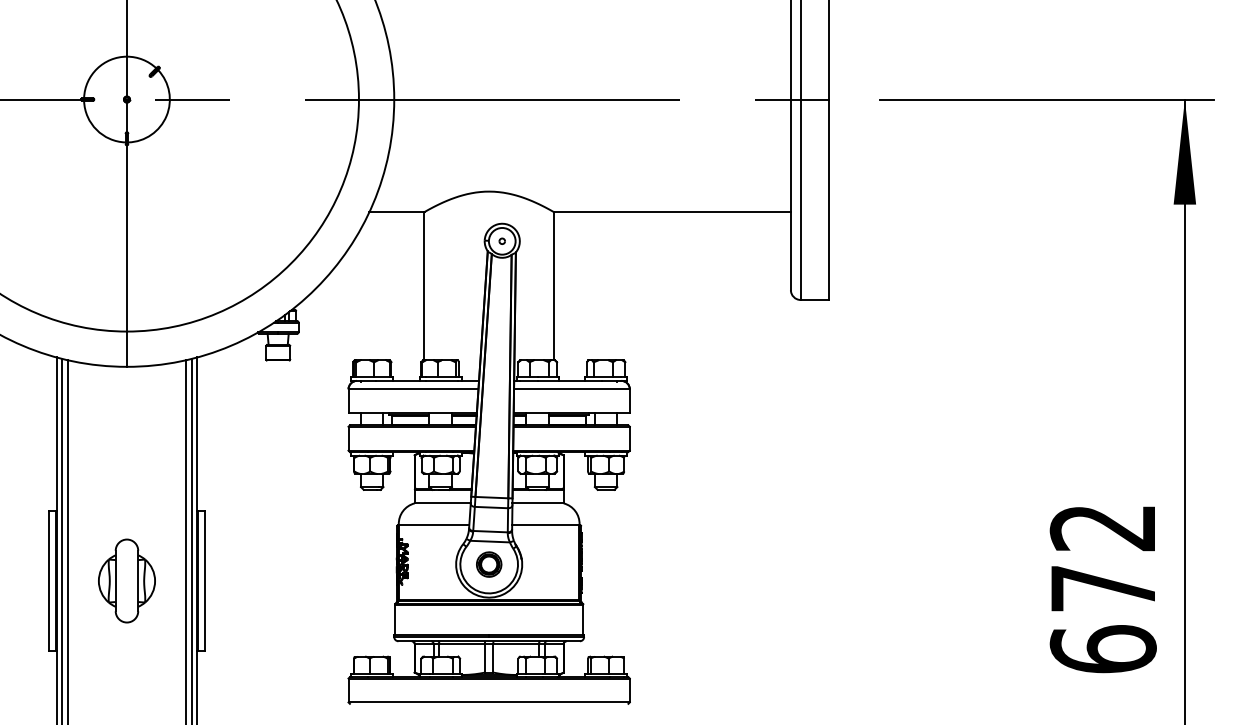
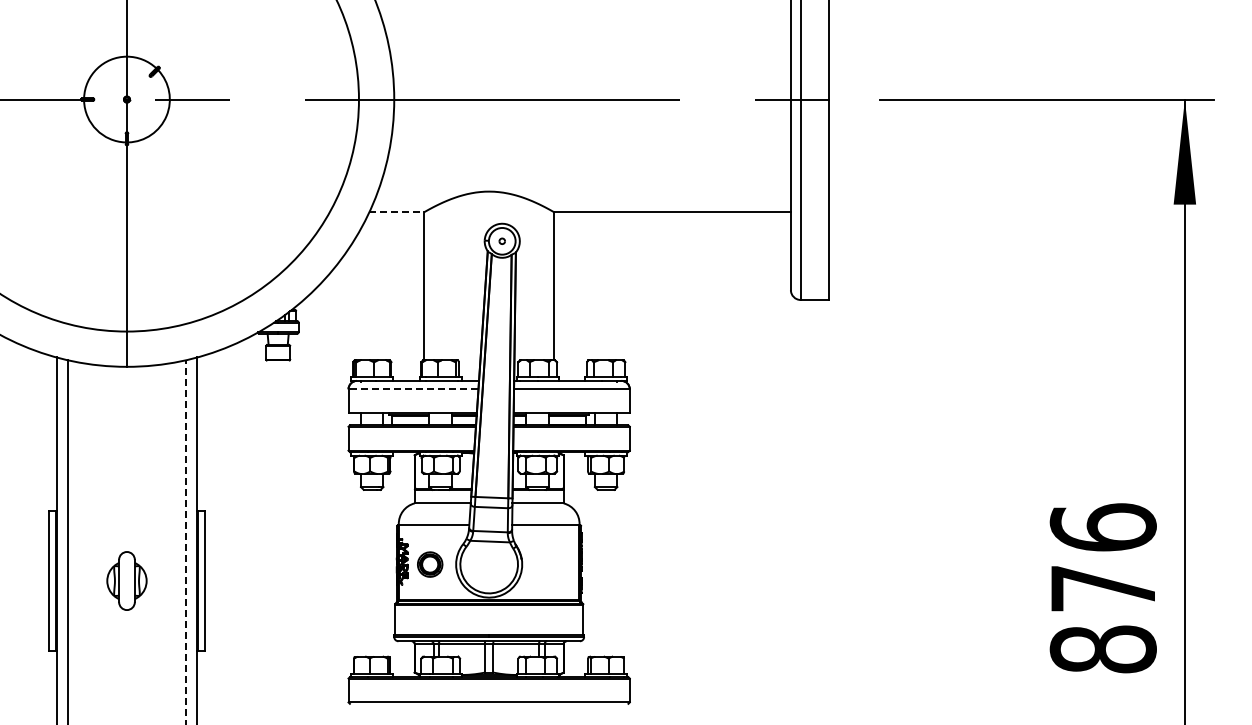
line: solid -> dashed (396, 212)
line: solid -> dashed (413, 389)
line: present -> none (62, 539)
line: present -> none (191, 539)
line: solid -> dashed (186, 541)
part position: (489, 564) -> (430, 564) (430, 564)
part size: 58x86 px -> 42x60 px (126, 580)
text: 672 -> 876 (1102, 588)
